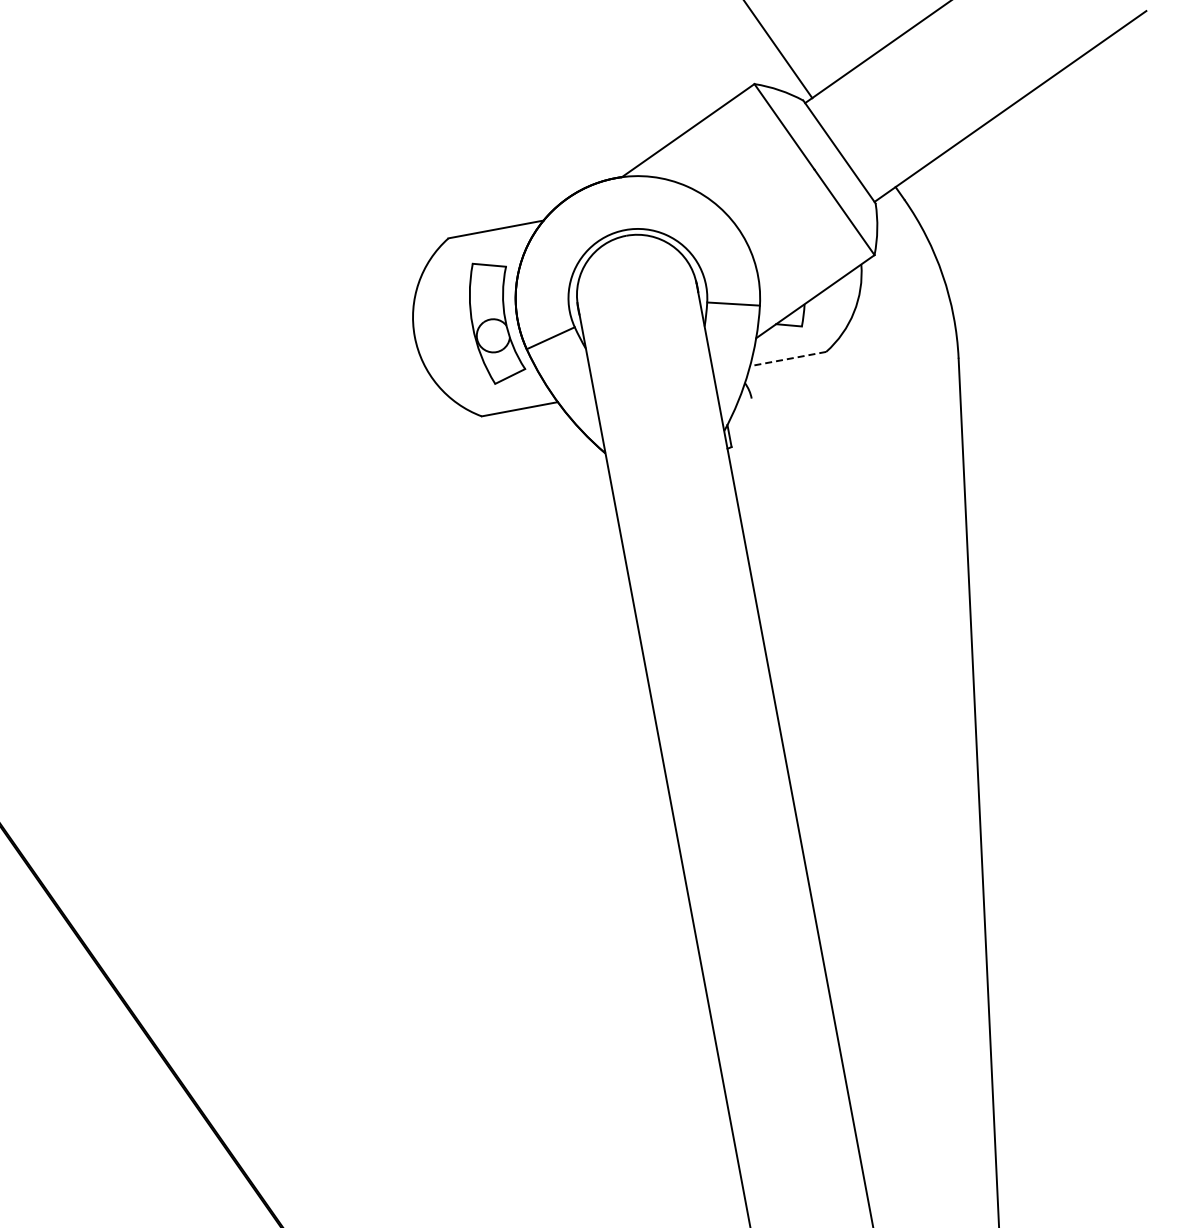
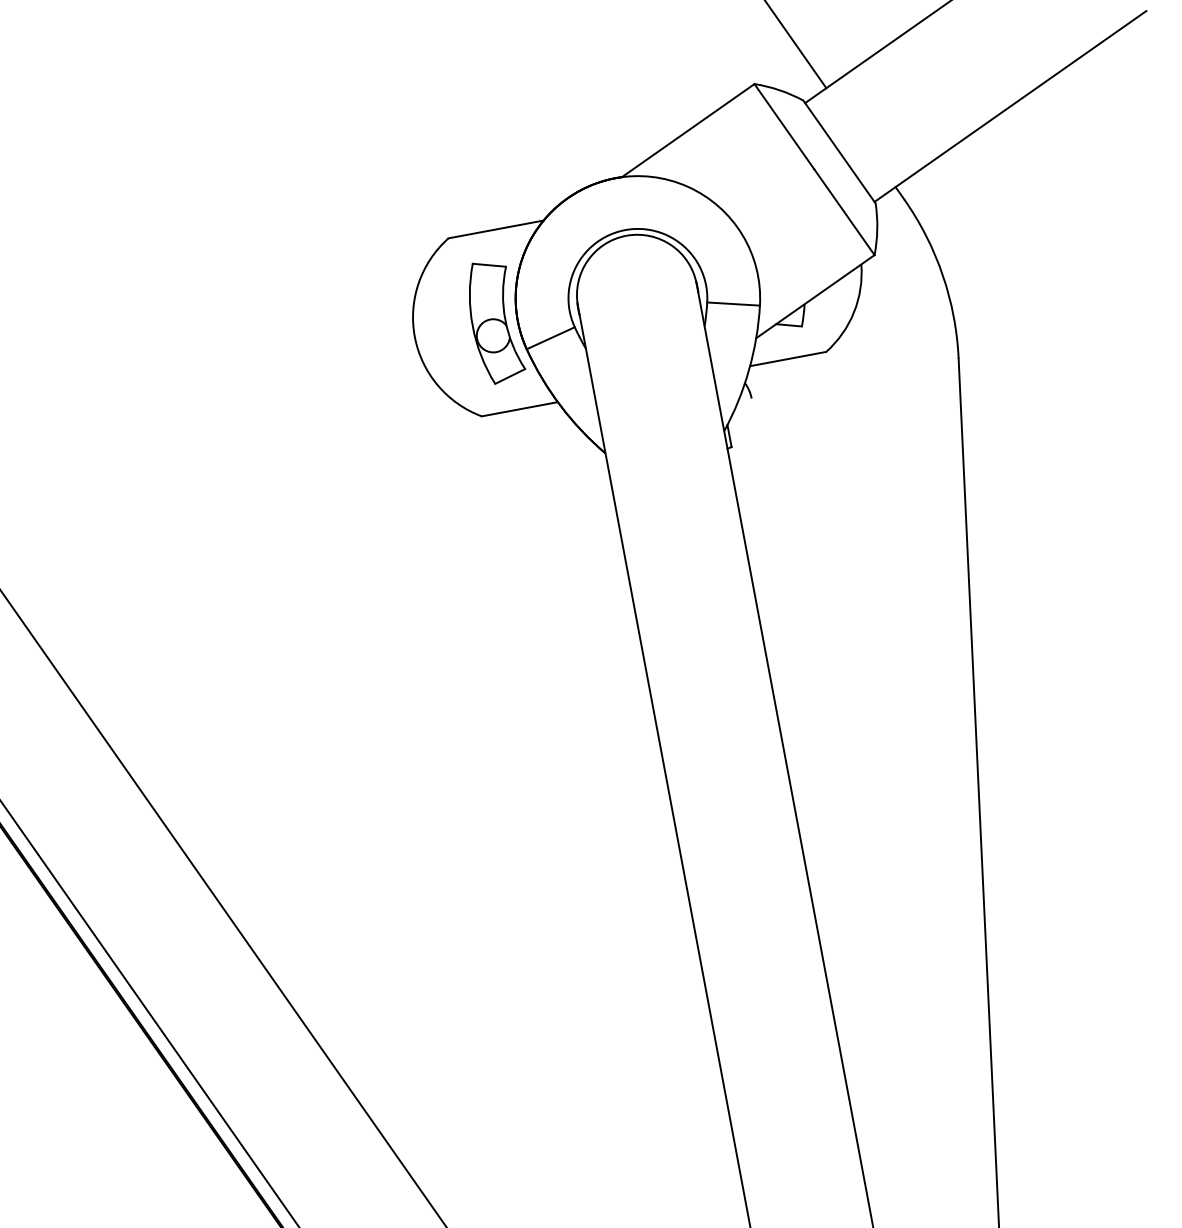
line position: (778, 50) -> (796, 45) (796, 45)
line: dashed -> solid (788, 359)
line: none -> present (223, 908)
line: none -> present (149, 1013)
